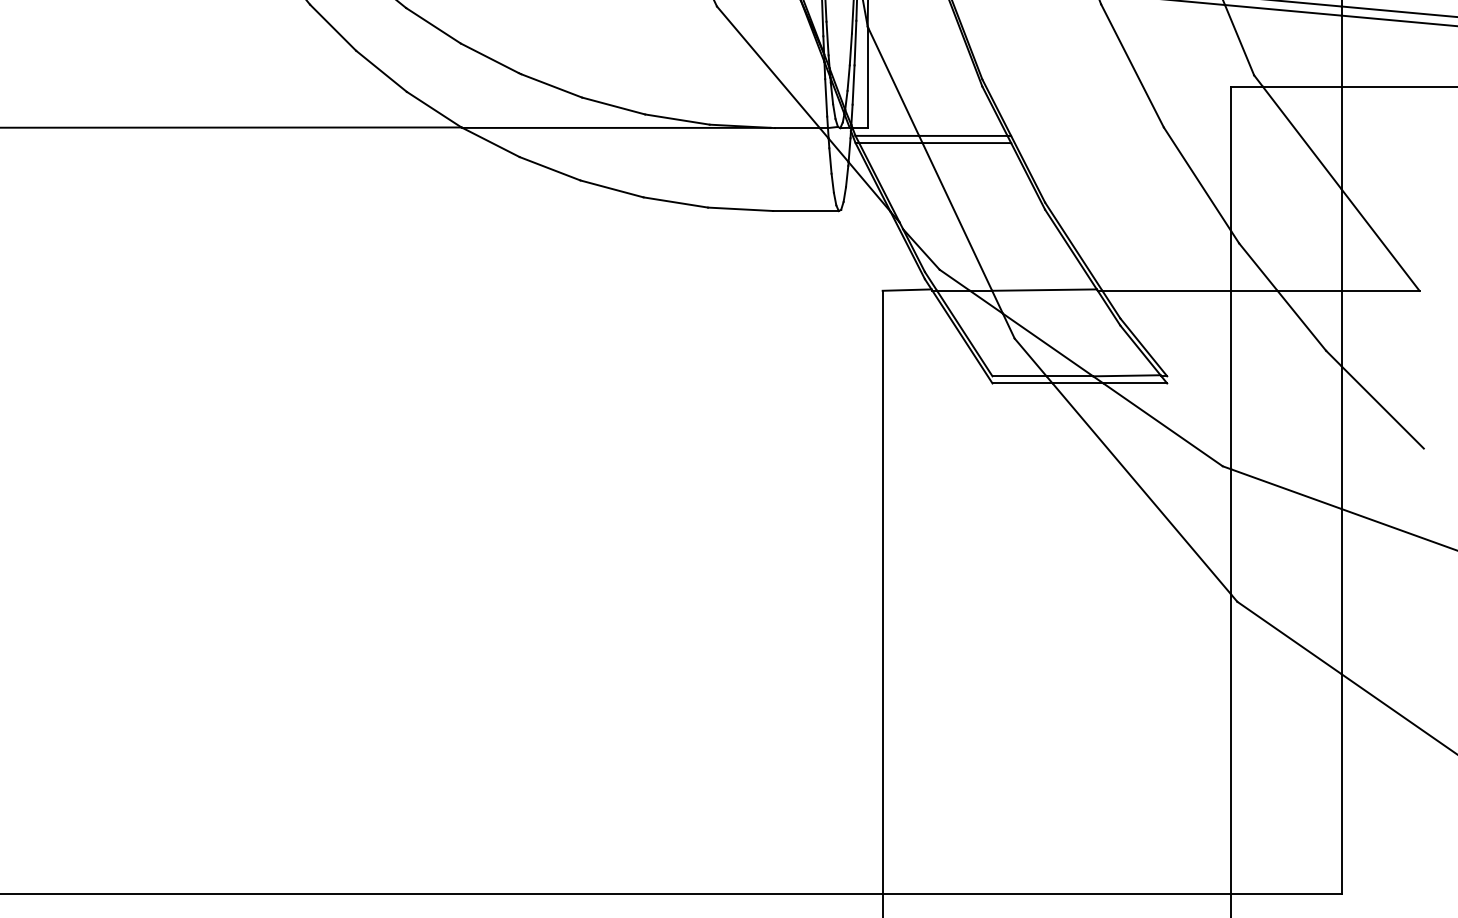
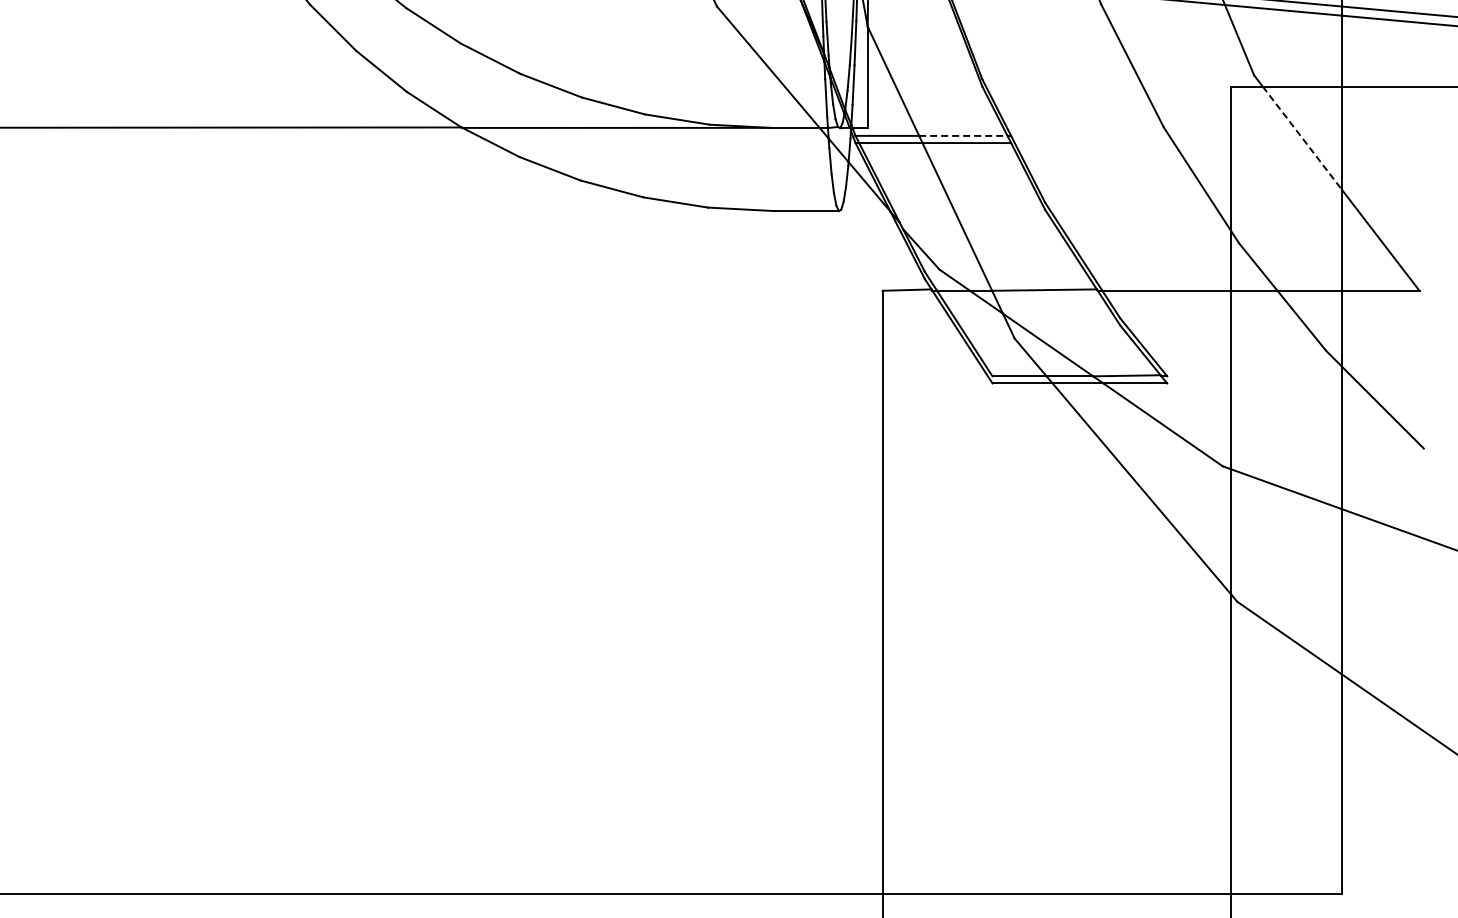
line: solid -> dashed (963, 135)
line: solid -> dashed (1302, 138)
